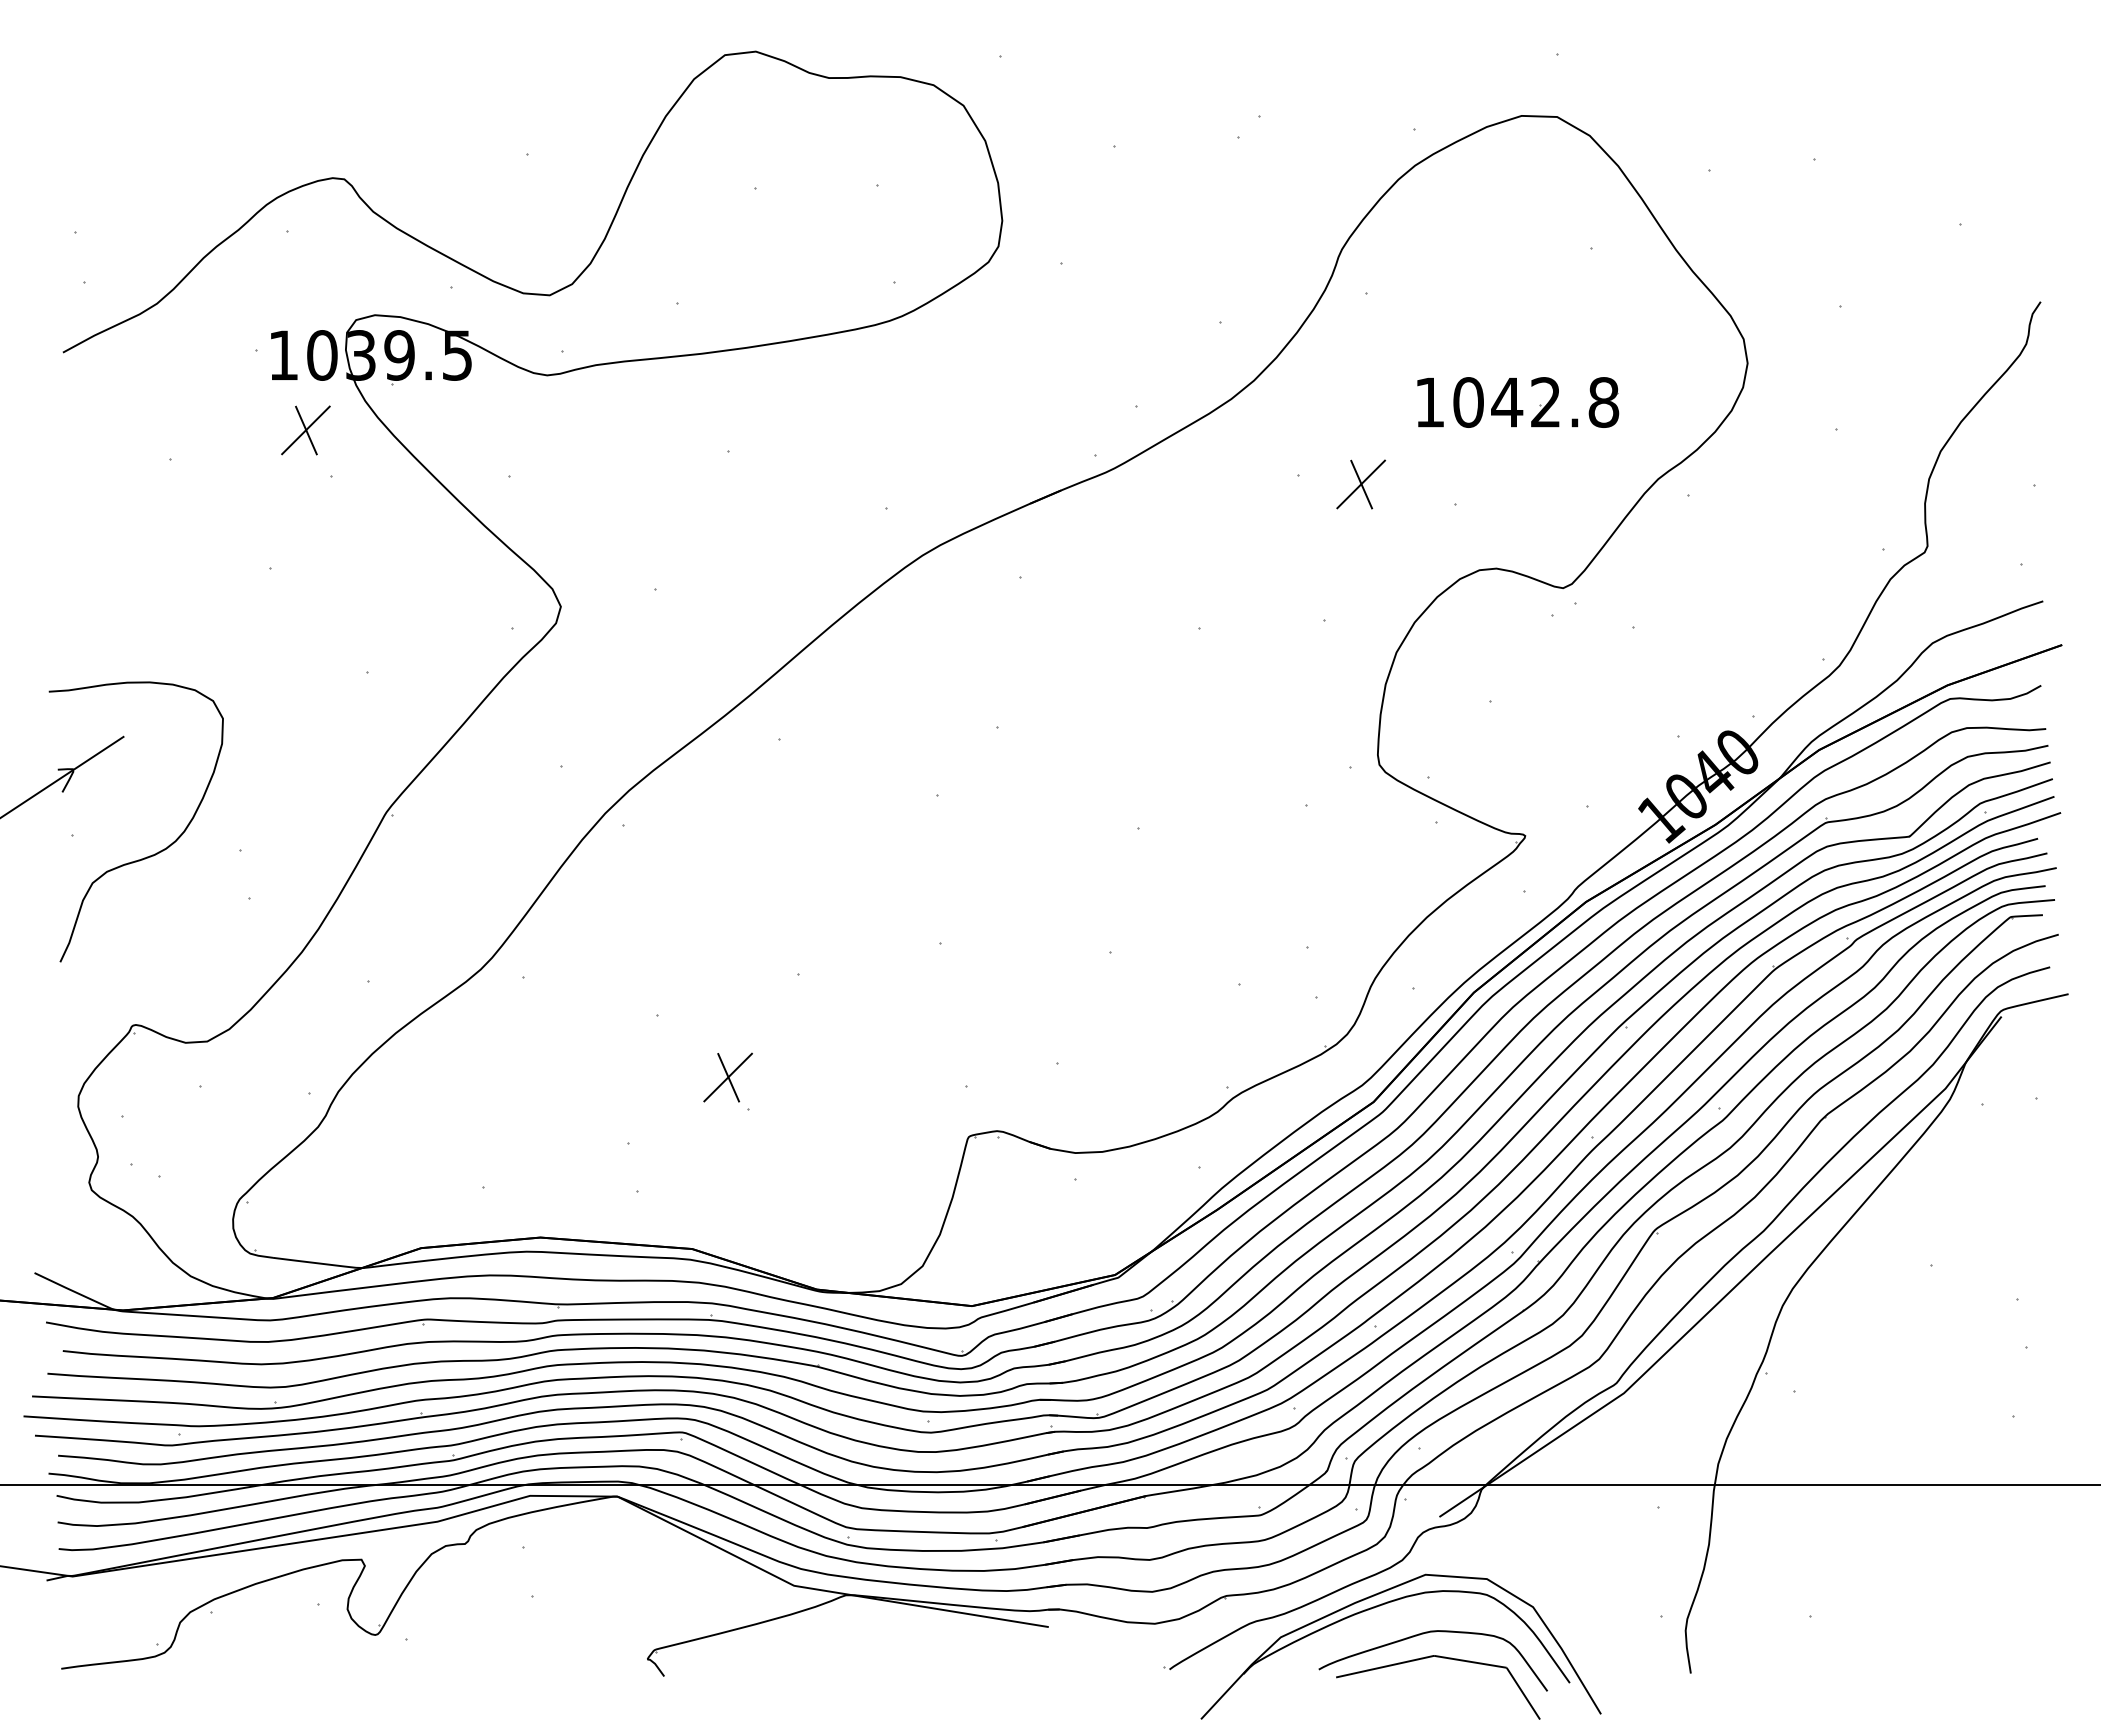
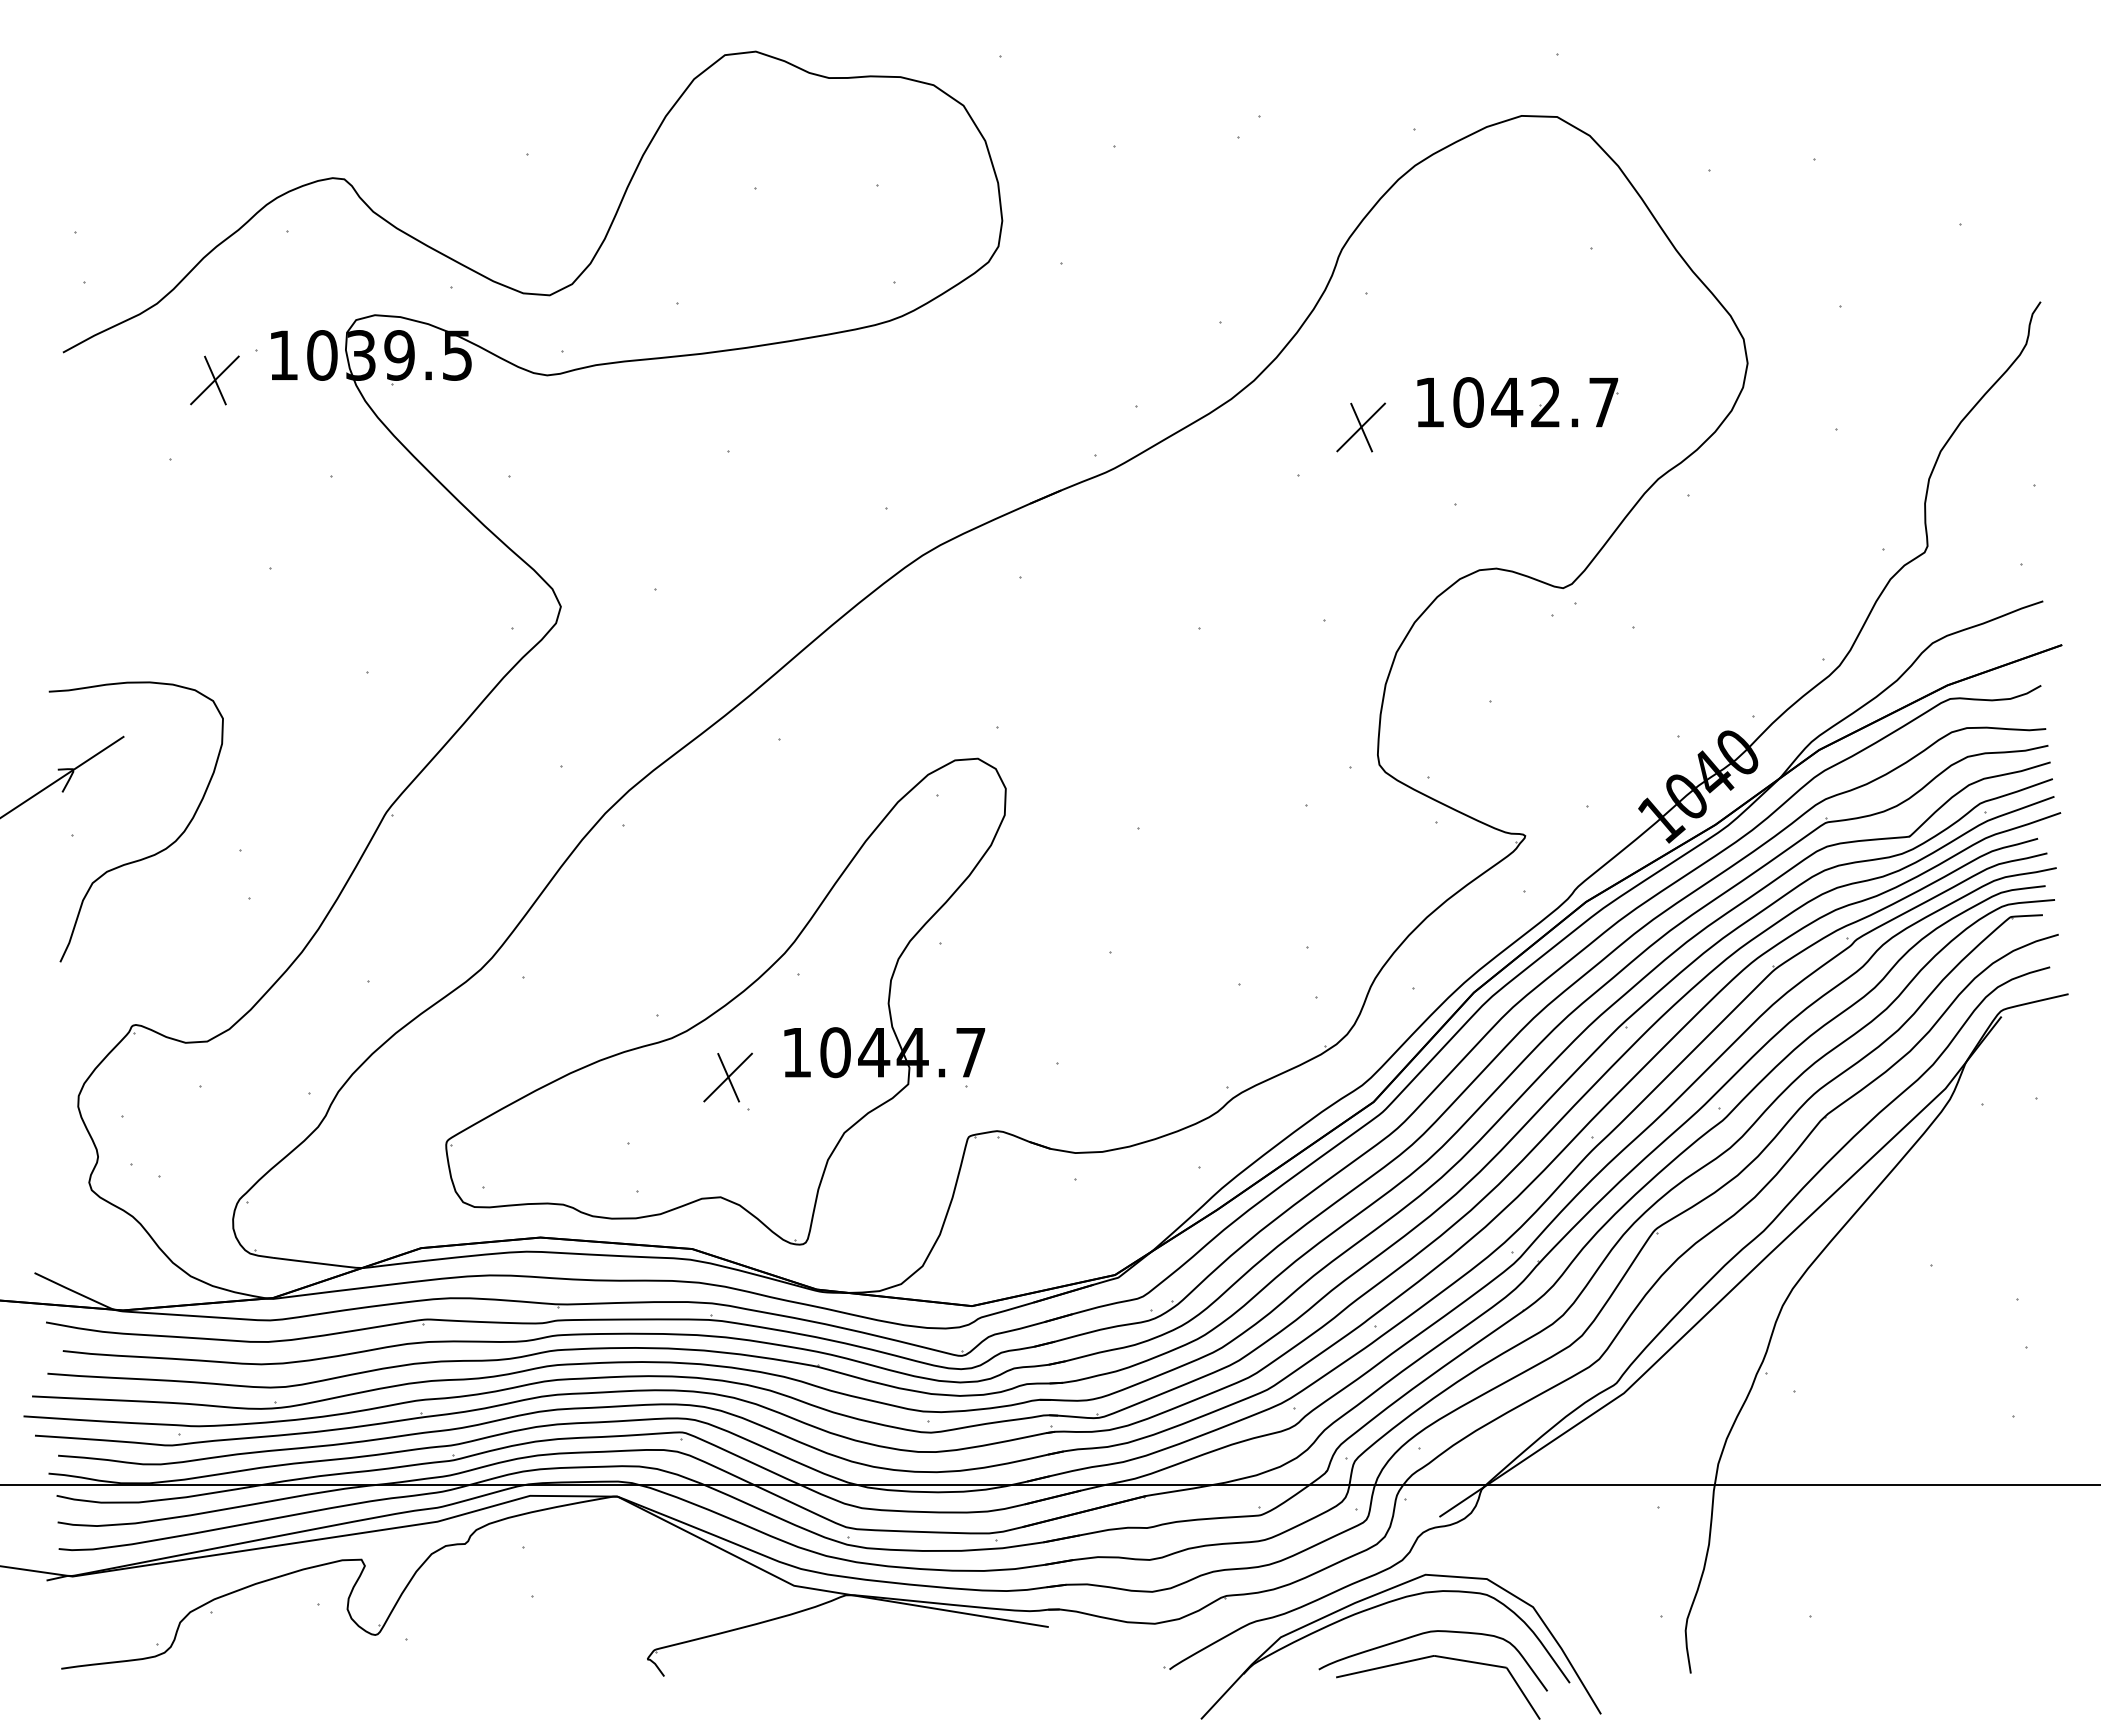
text: 1042.8 -> 1042.7 (1603, 402)
part position: (305, 430) -> (214, 380) (214, 380)
part position: (1360, 484) -> (1360, 427) (1360, 427)
part: none -> present (725, 1001)
